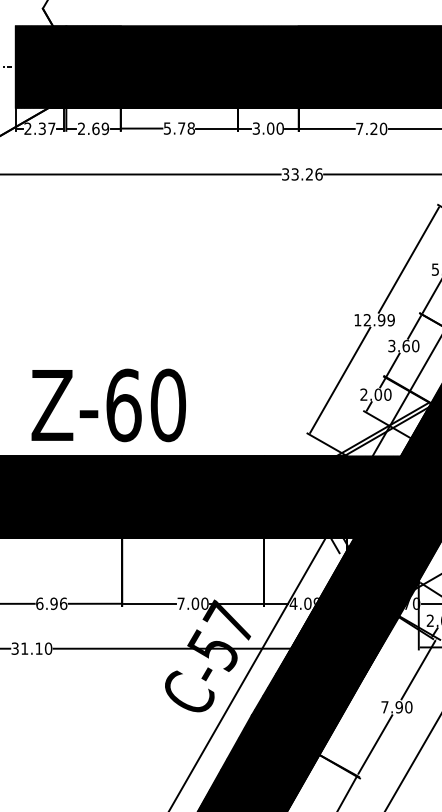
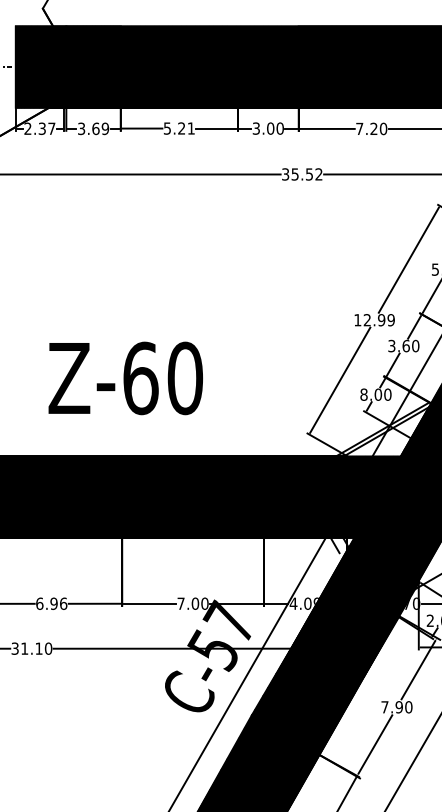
text: 5.78 -> 5.21 (186, 128)
text: 2.69 -> 3.69 (81, 129)
text: 33.26 -> 35.52 (307, 174)
text: 2.00 -> 8.00 (363, 394)
text position: (108, 405) -> (125, 378) (125, 378)
